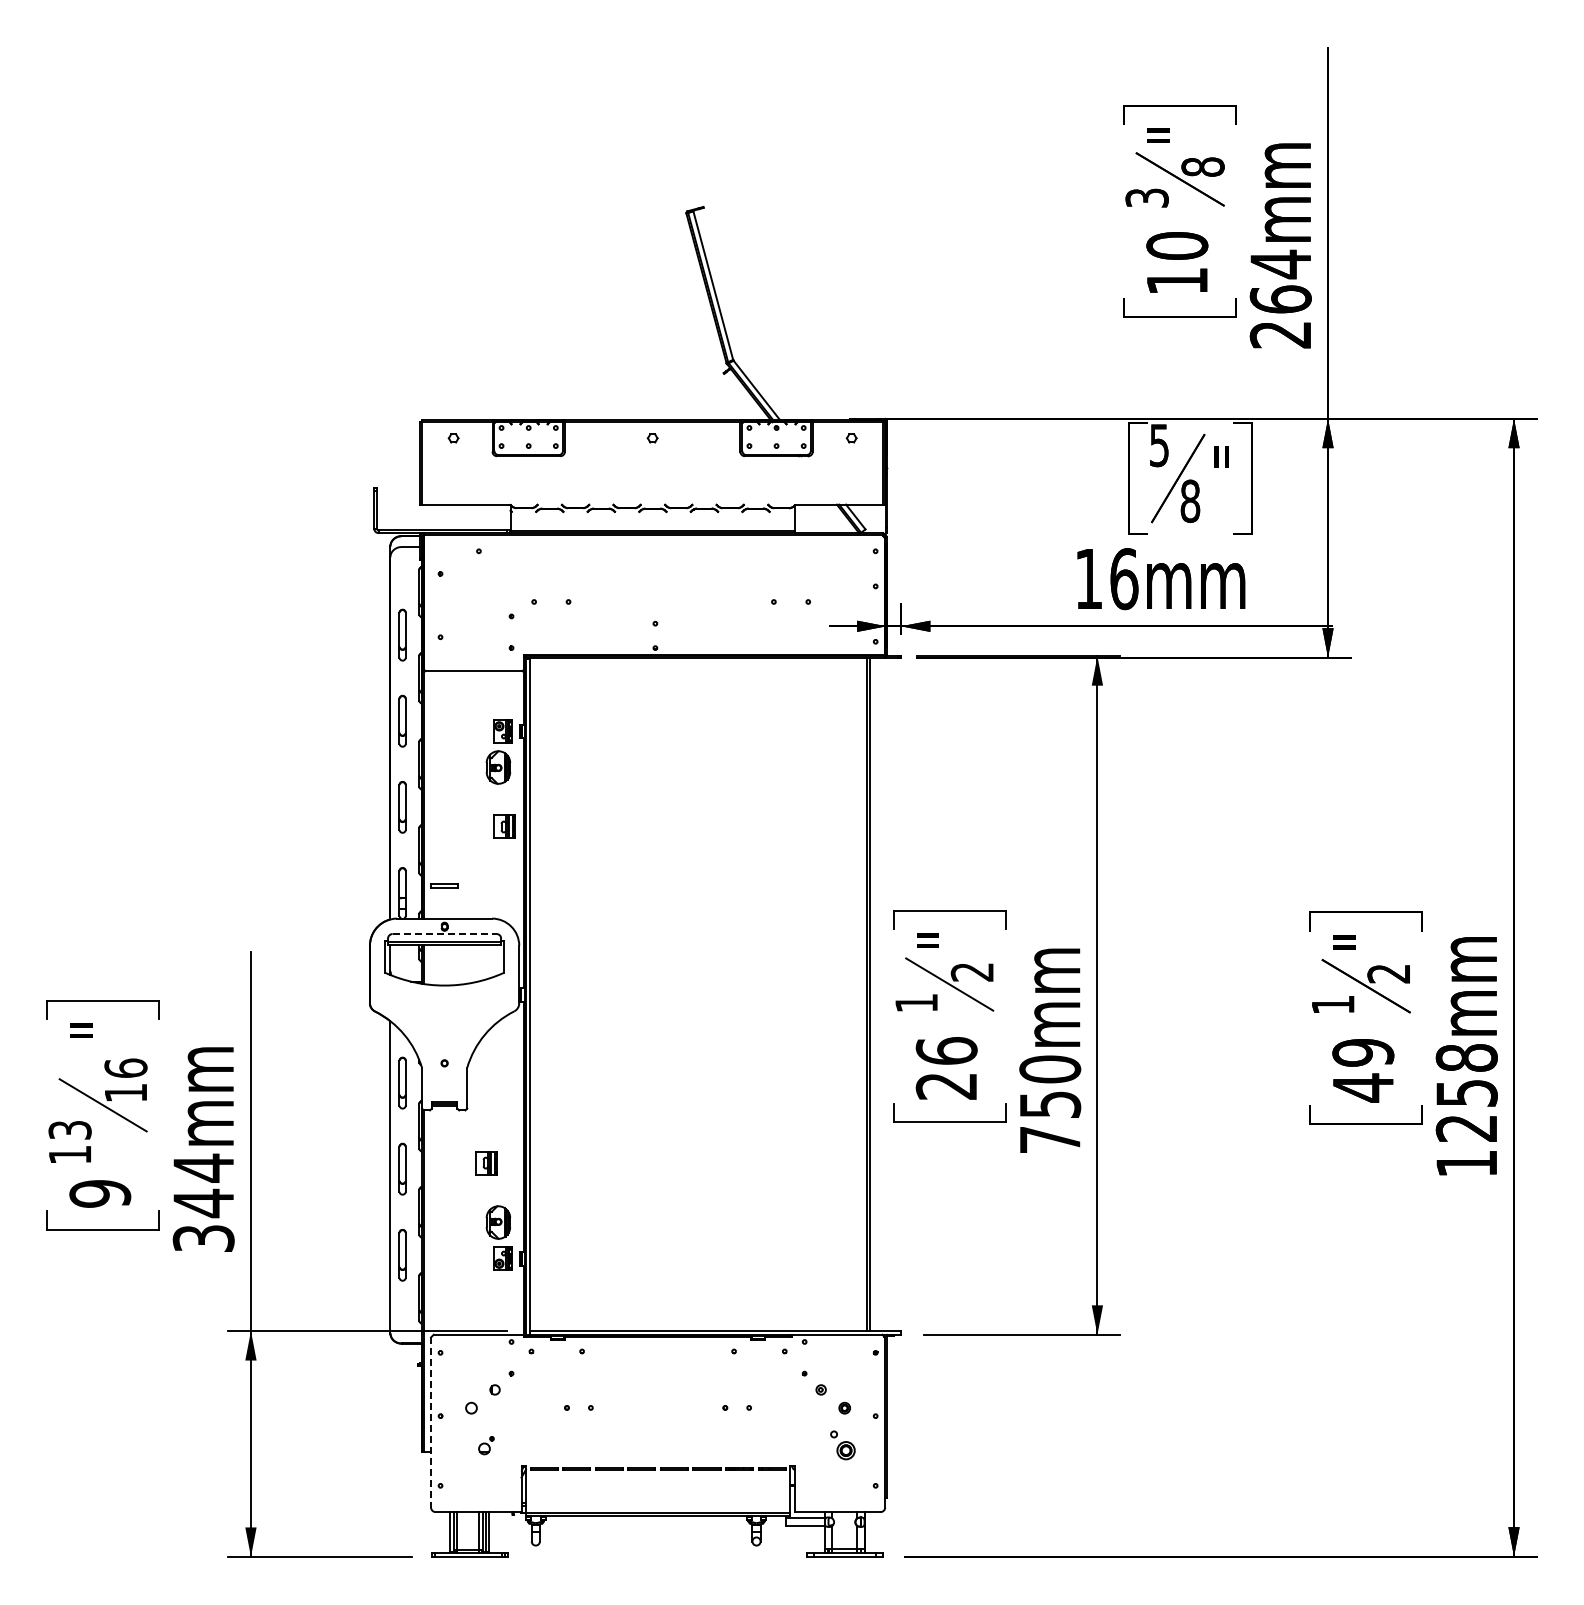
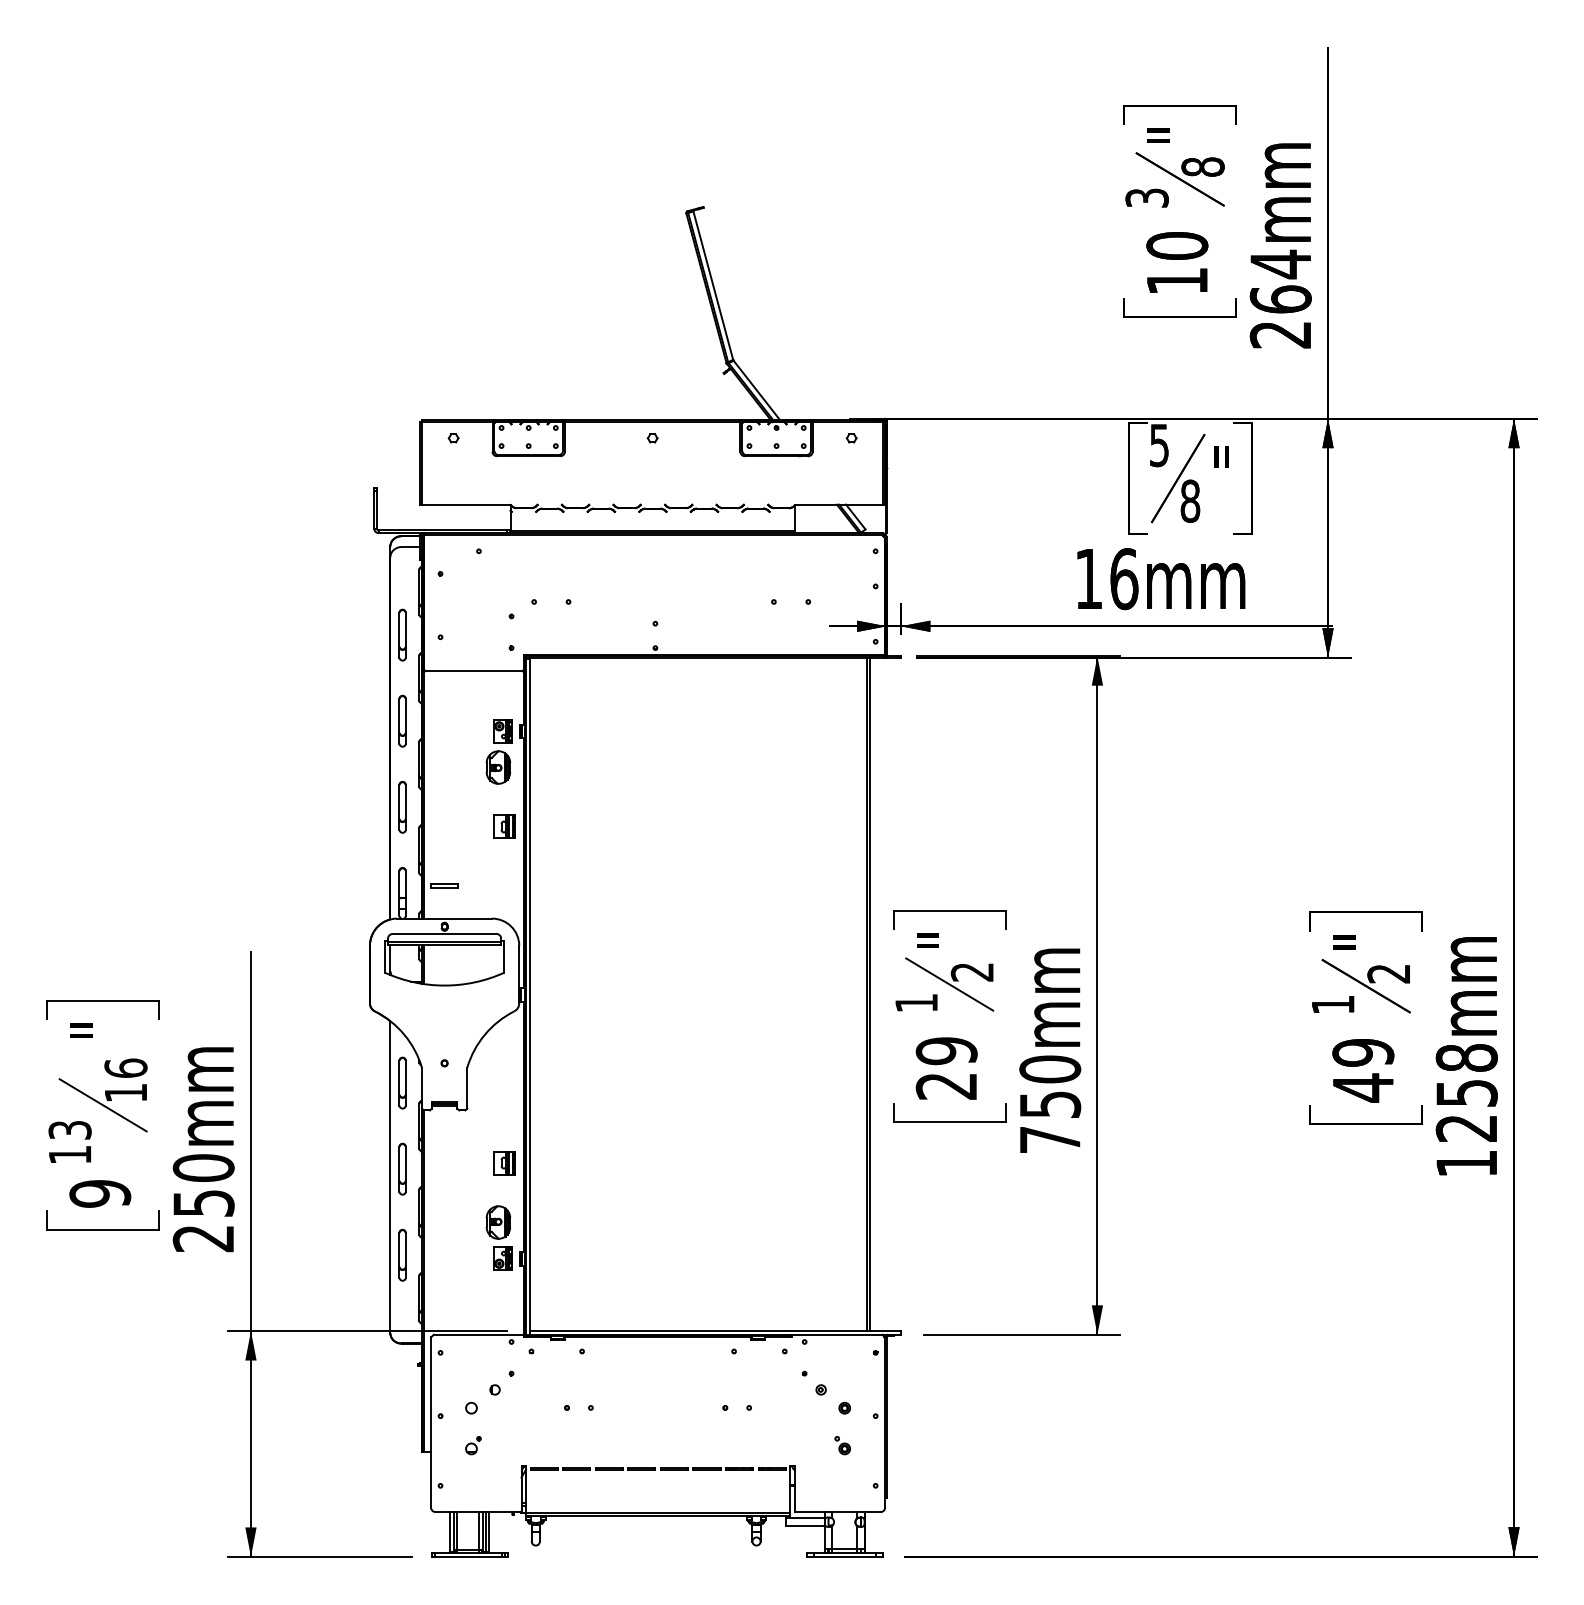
line: dashed -> solid (445, 934)
text: 26 -> 29 (946, 1051)
part position: (486, 1163) -> (504, 1163) (504, 1163)
text: 344mm -> 250mm (203, 1202)
line: dashed -> solid (431, 1423)
part position: (486, 1445) -> (473, 1445) (473, 1445)
part size: 26x31 px -> 17x20 px (842, 1445)
